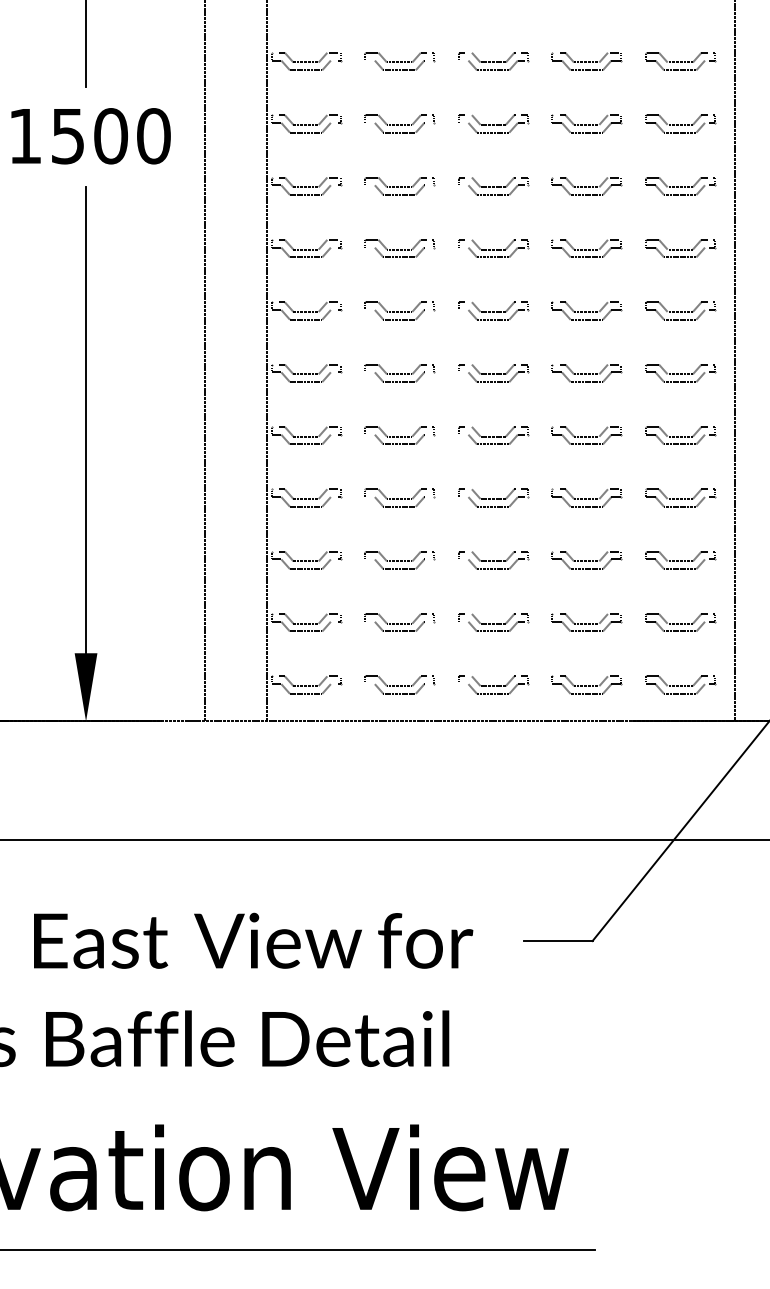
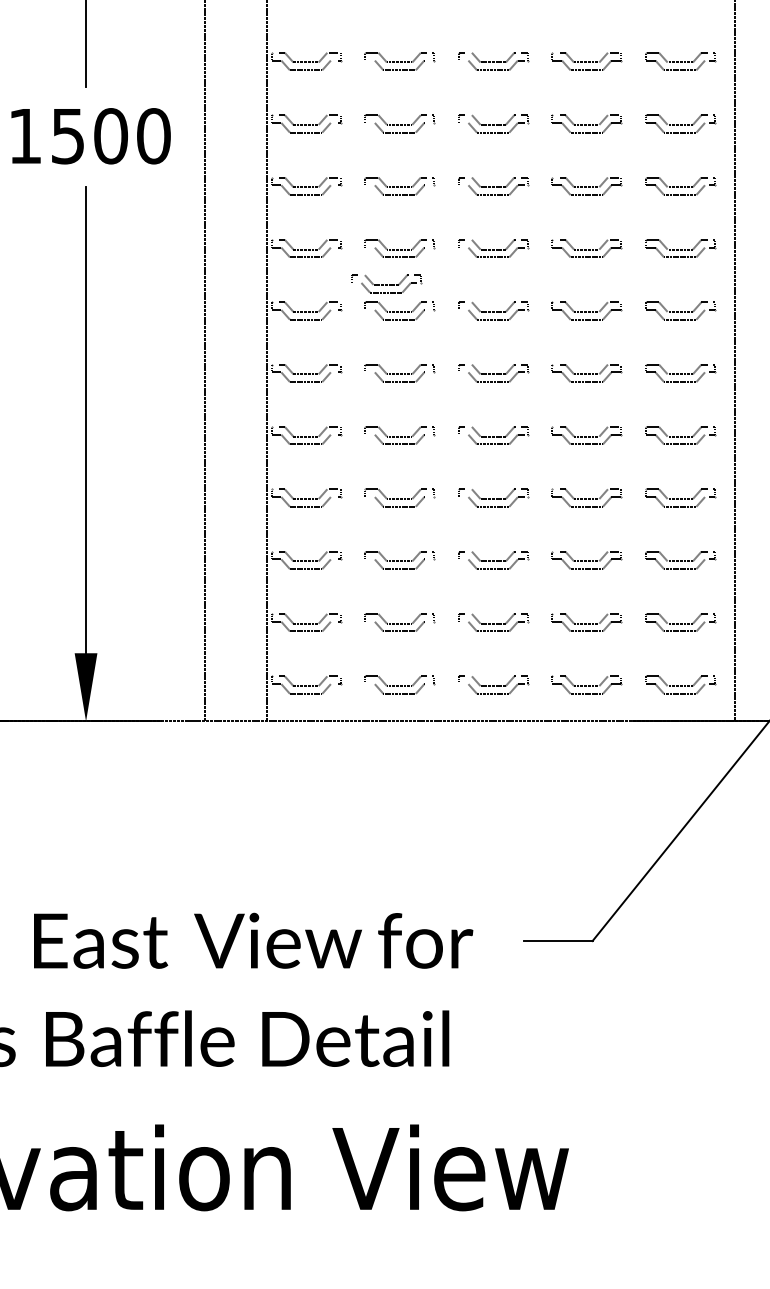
part: none -> present (386, 283)
line: present -> none (384, 839)
line: present -> none (298, 1250)
